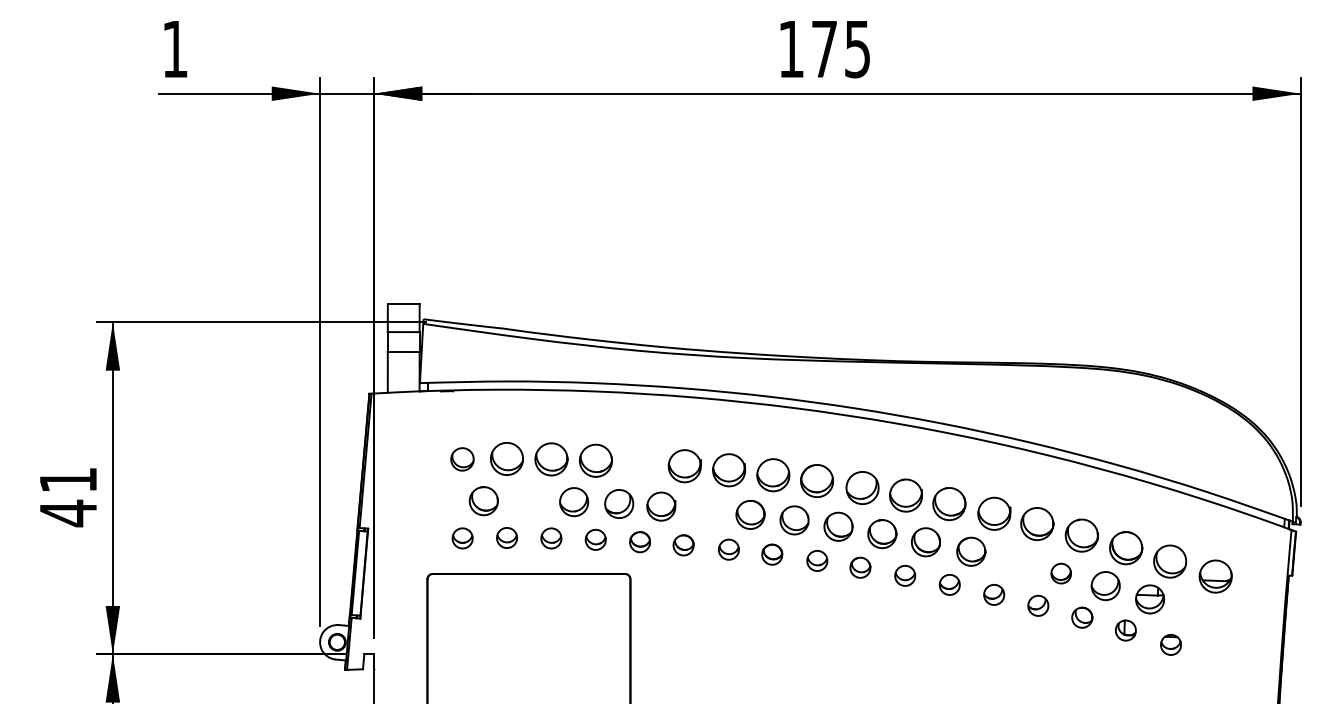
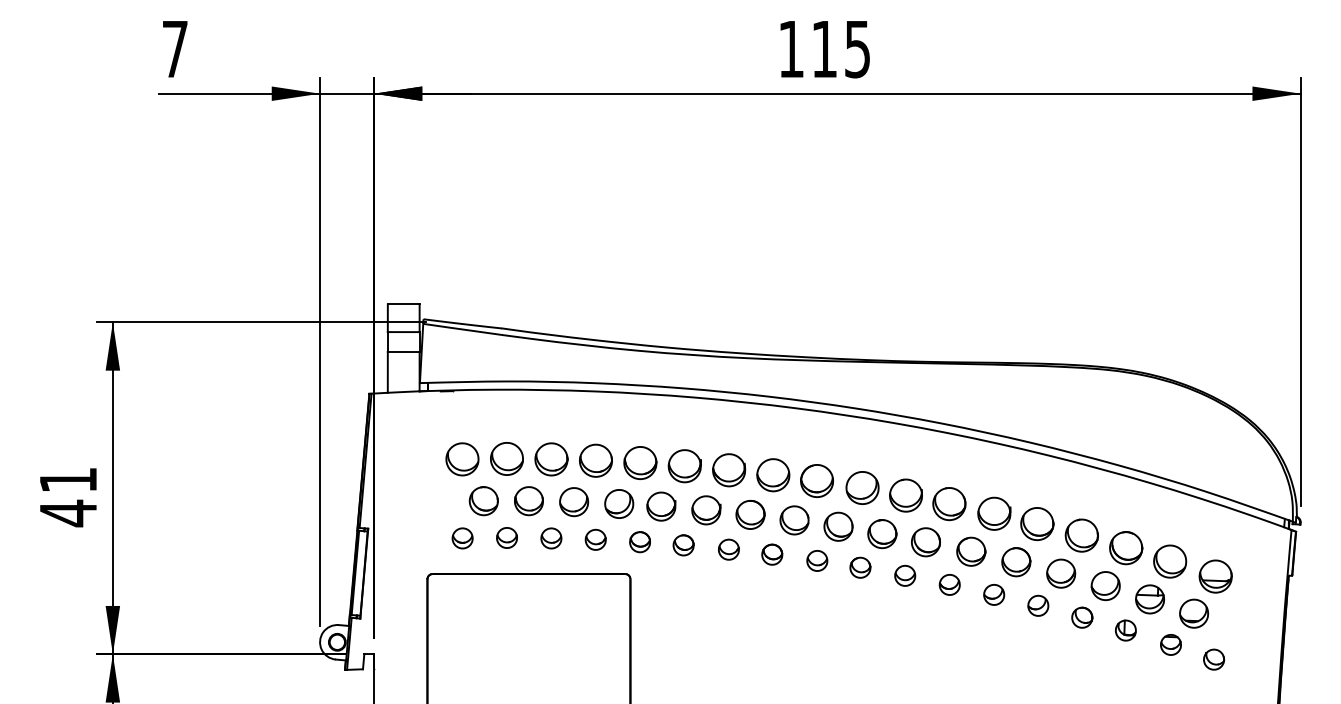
text: 1 -> 7 (175, 49)
text: 175 -> 115 (824, 49)
part size: 25x25 px -> 35x35 px (462, 459)
part: none -> present (640, 462)
part: none -> present (528, 501)
part: none -> present (706, 510)
part: none -> present (1016, 562)
part size: 22x23 px -> 31x31 px (1061, 573)
part: none -> present (1194, 613)
part: none -> present (1214, 659)
